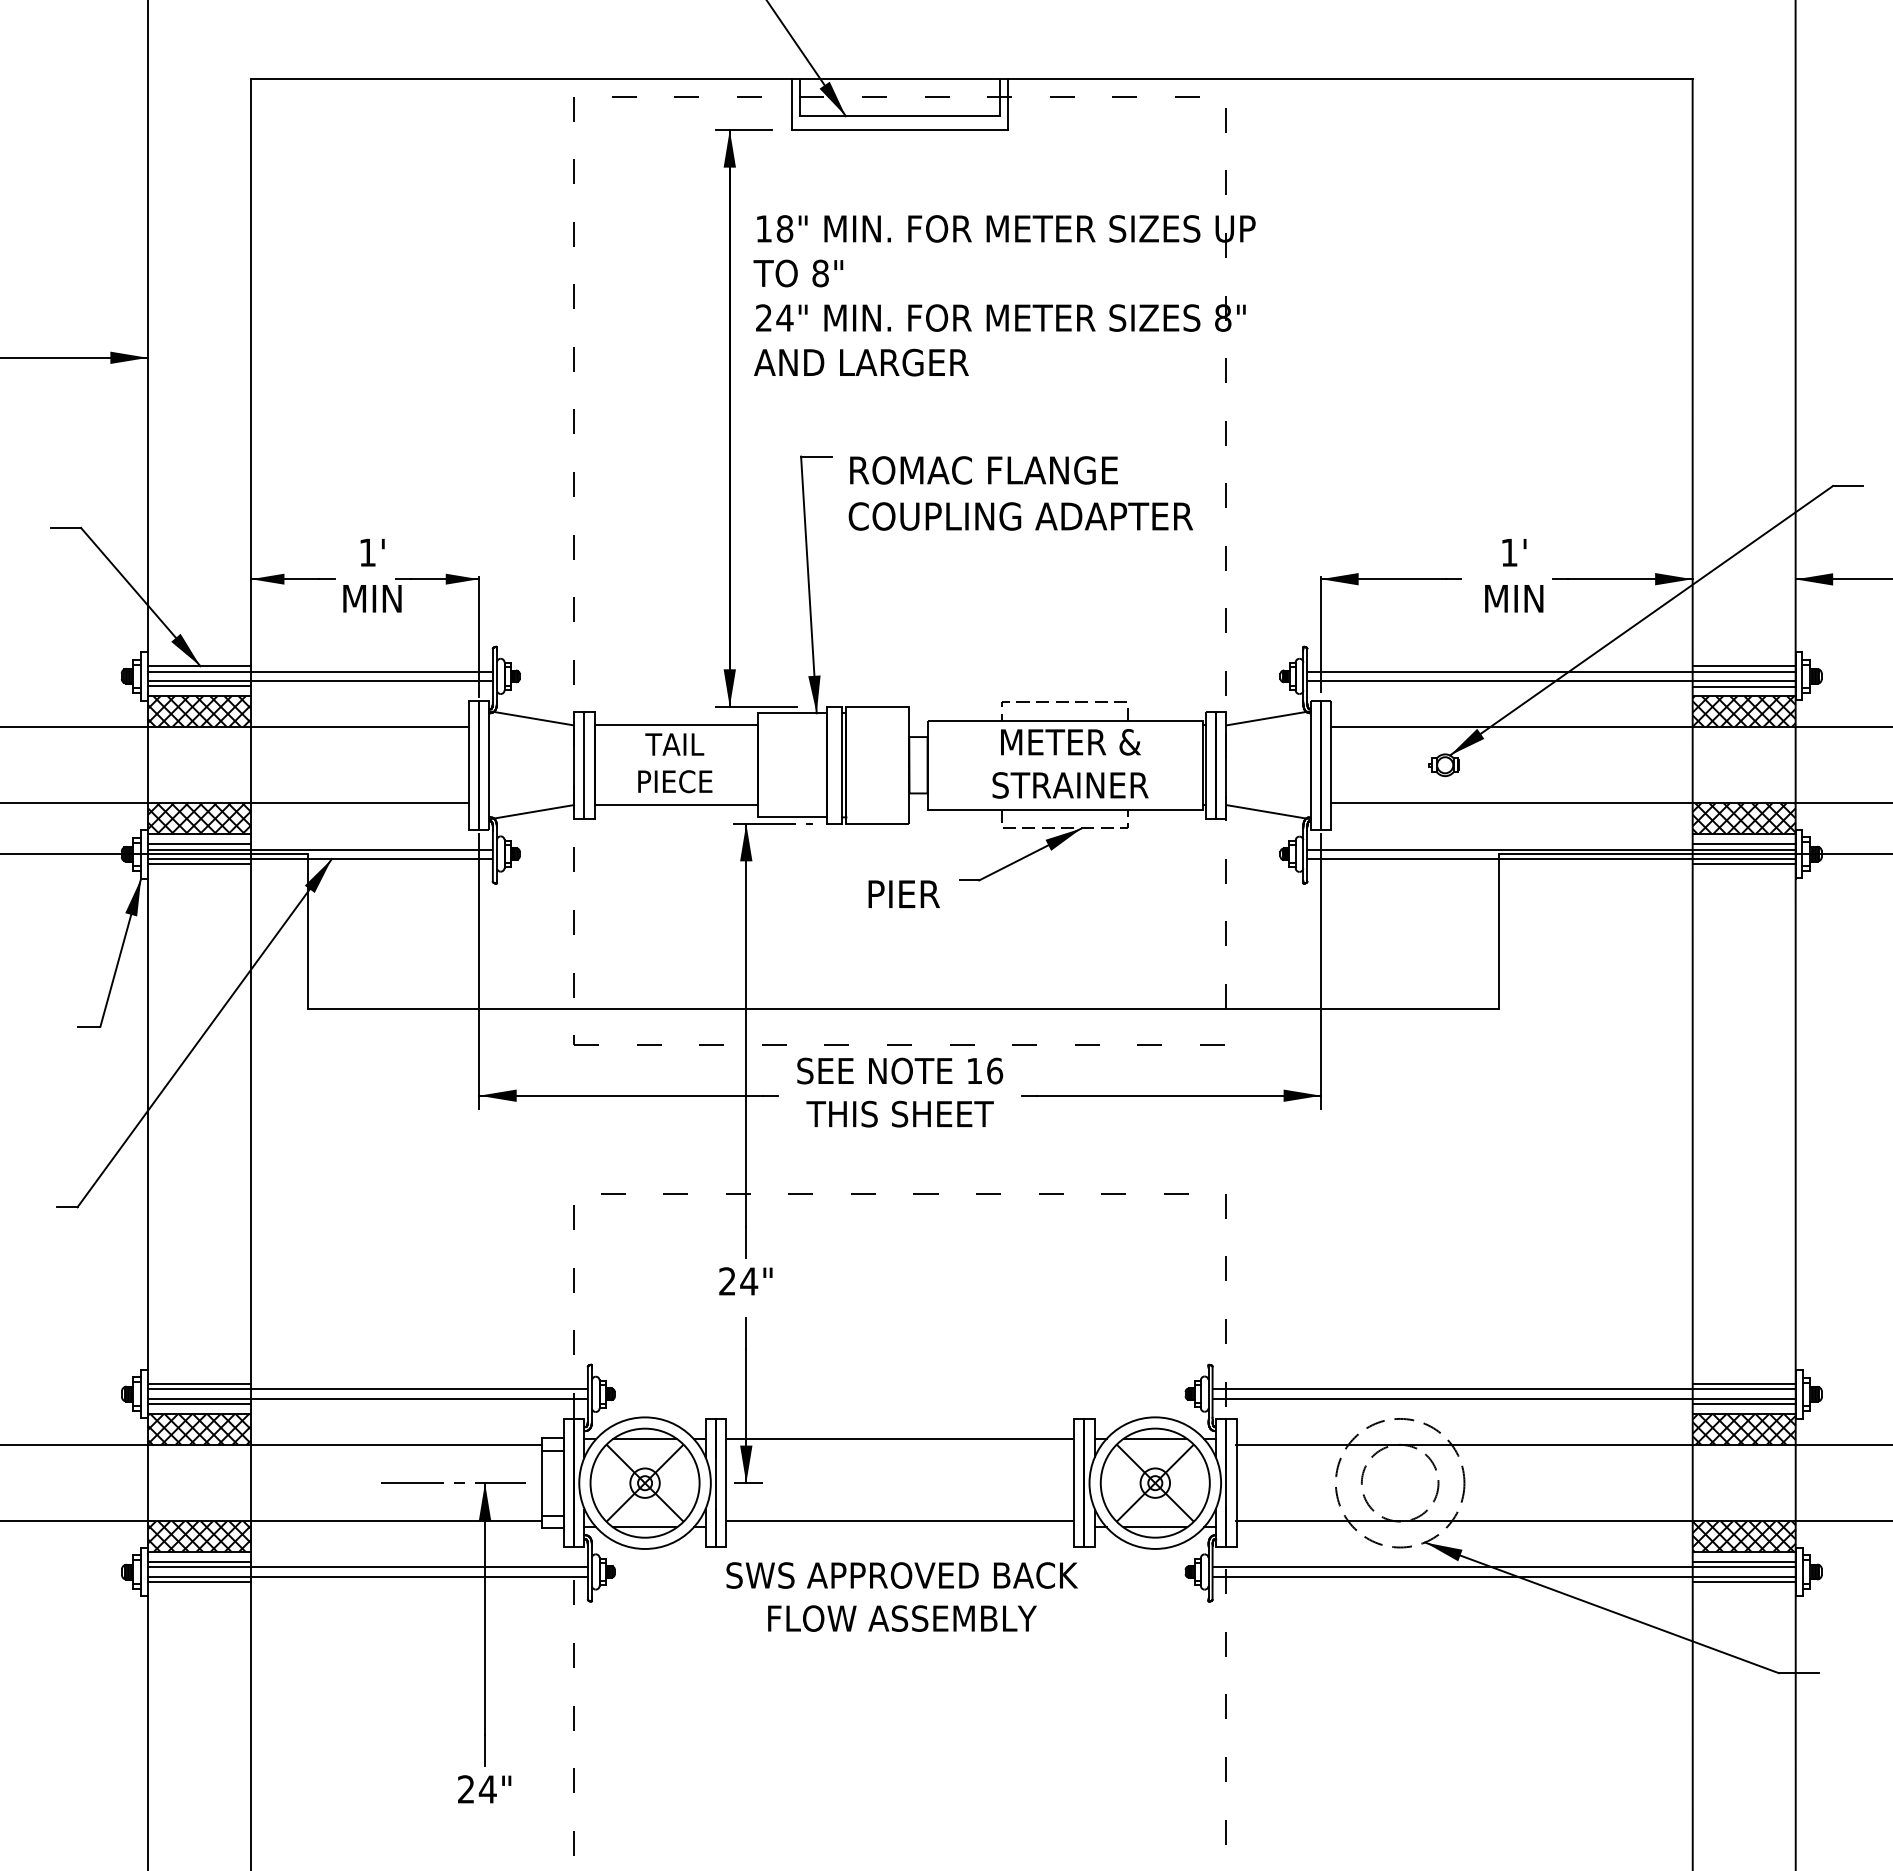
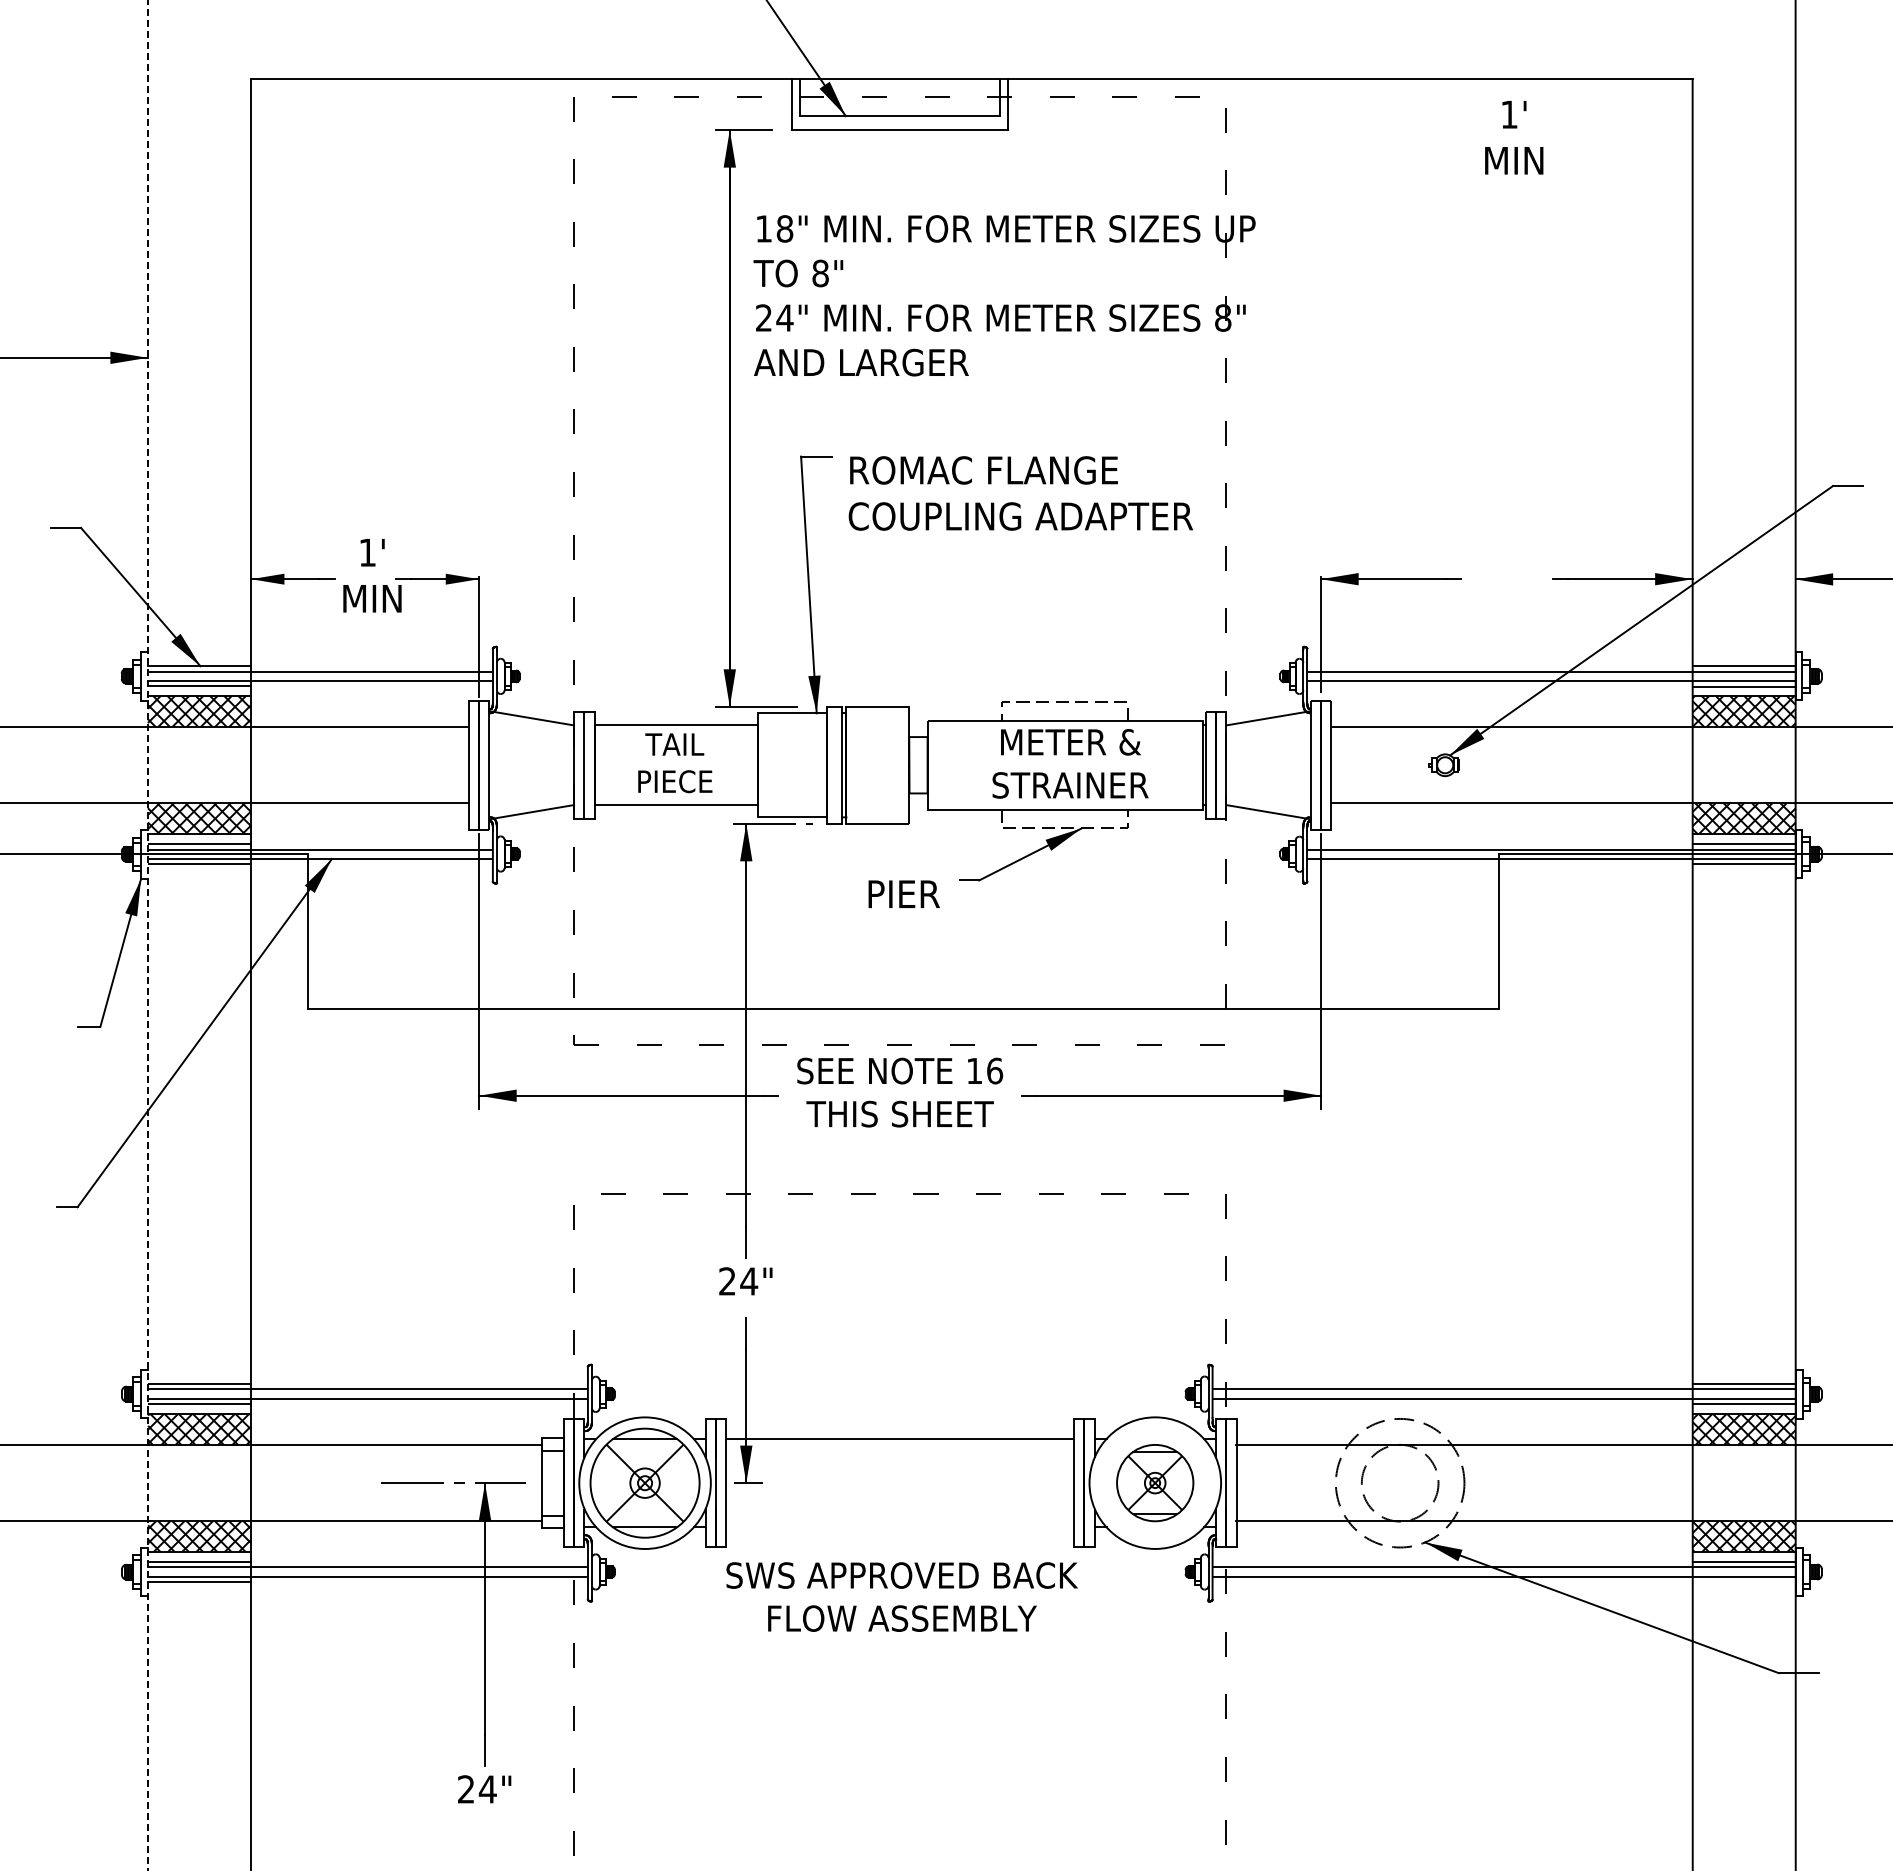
text position: (1514, 575) -> (1514, 137) (1514, 137)
line: solid -> dashed (147, 936)
part size: 112x112 px -> 79x79 px (1155, 1483)
line: present -> none (900, 1521)
line: present -> none (1743, 1582)
